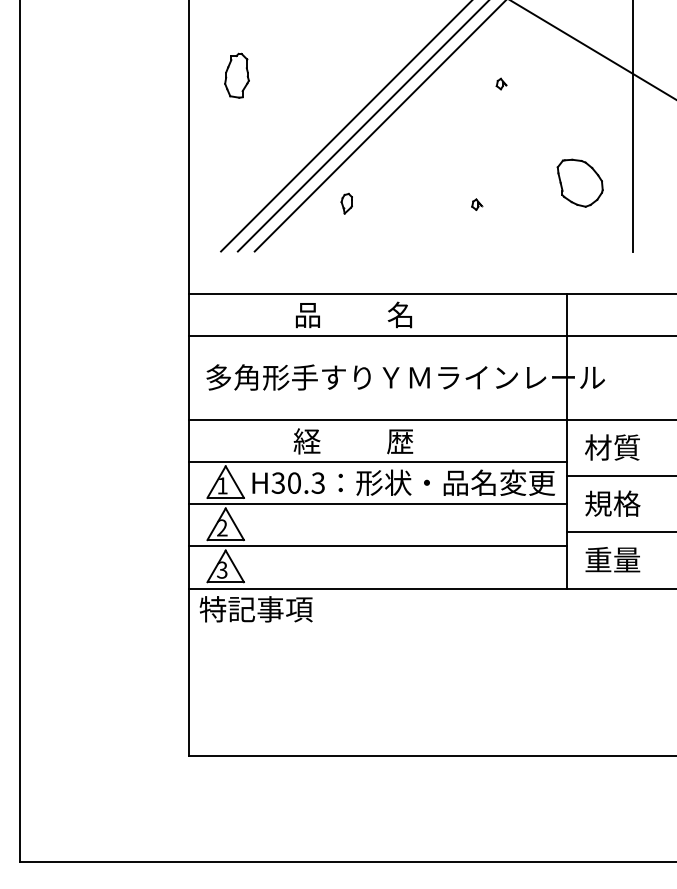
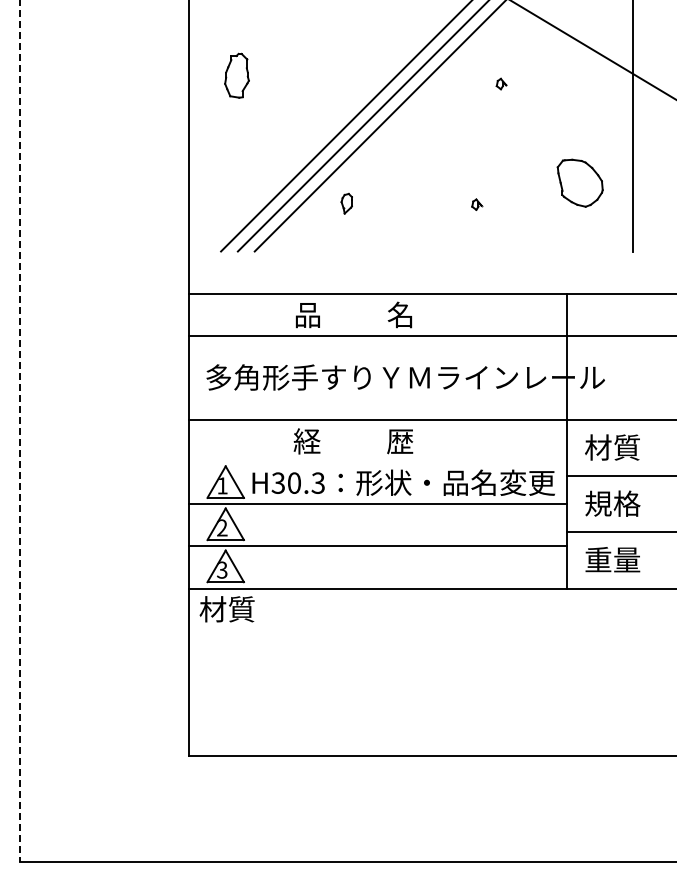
line: solid -> dashed (20, 431)
line: present -> none (377, 462)
text: 特記事項 -> 材質 (255, 609)
